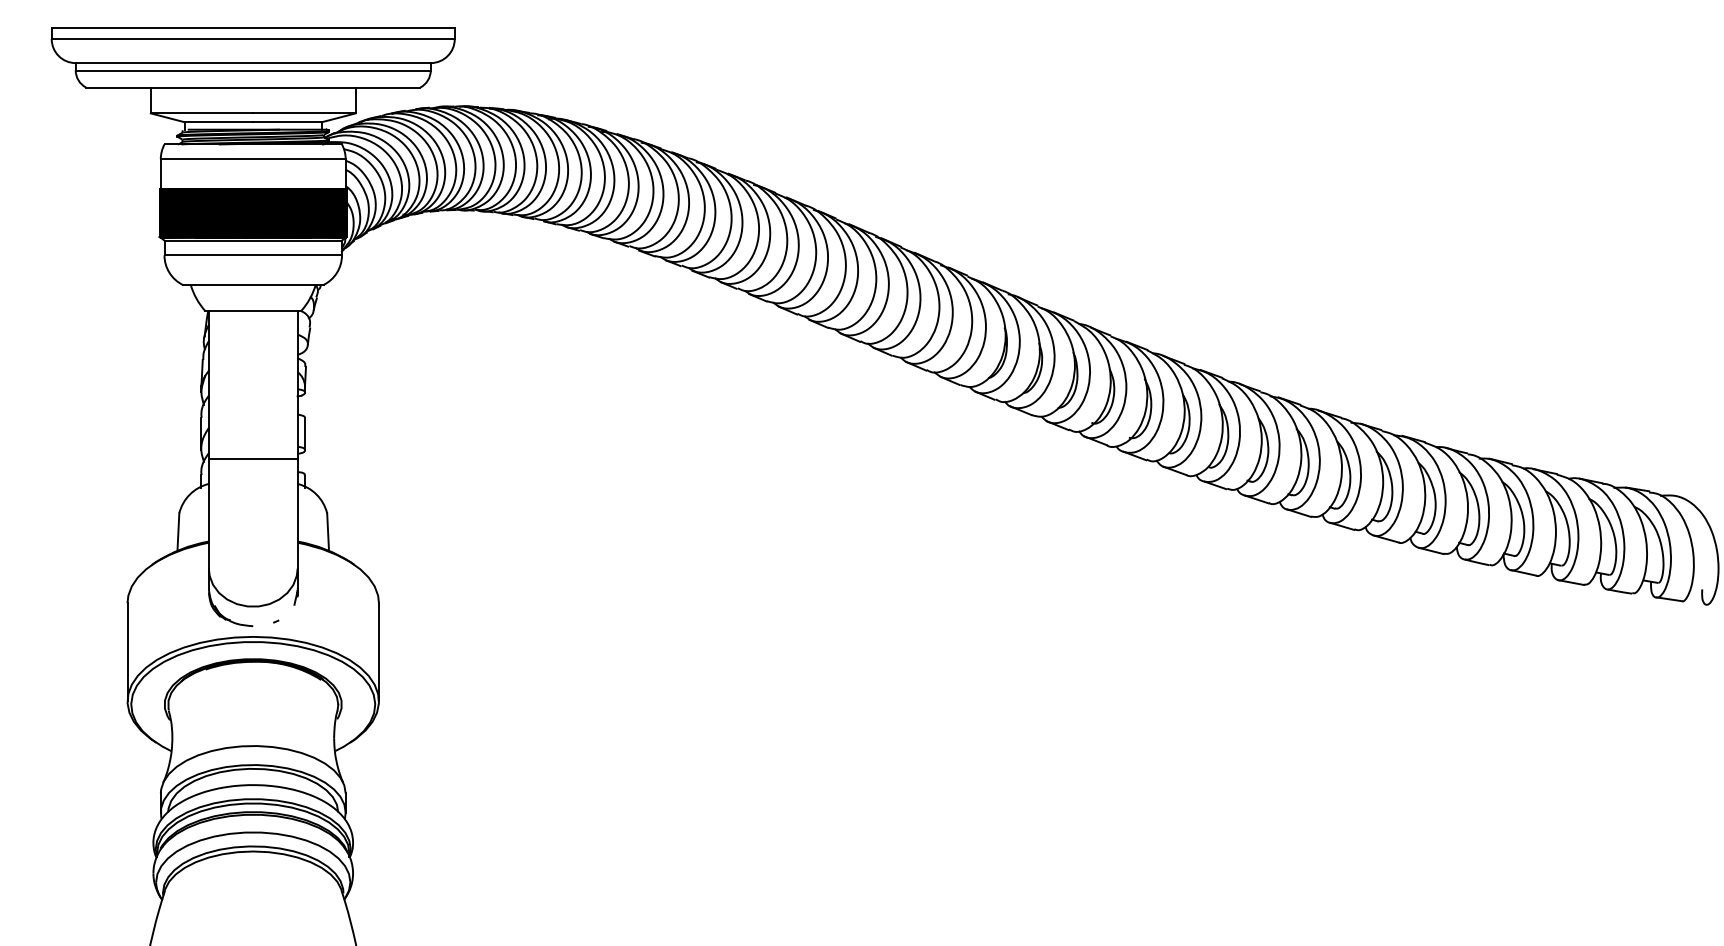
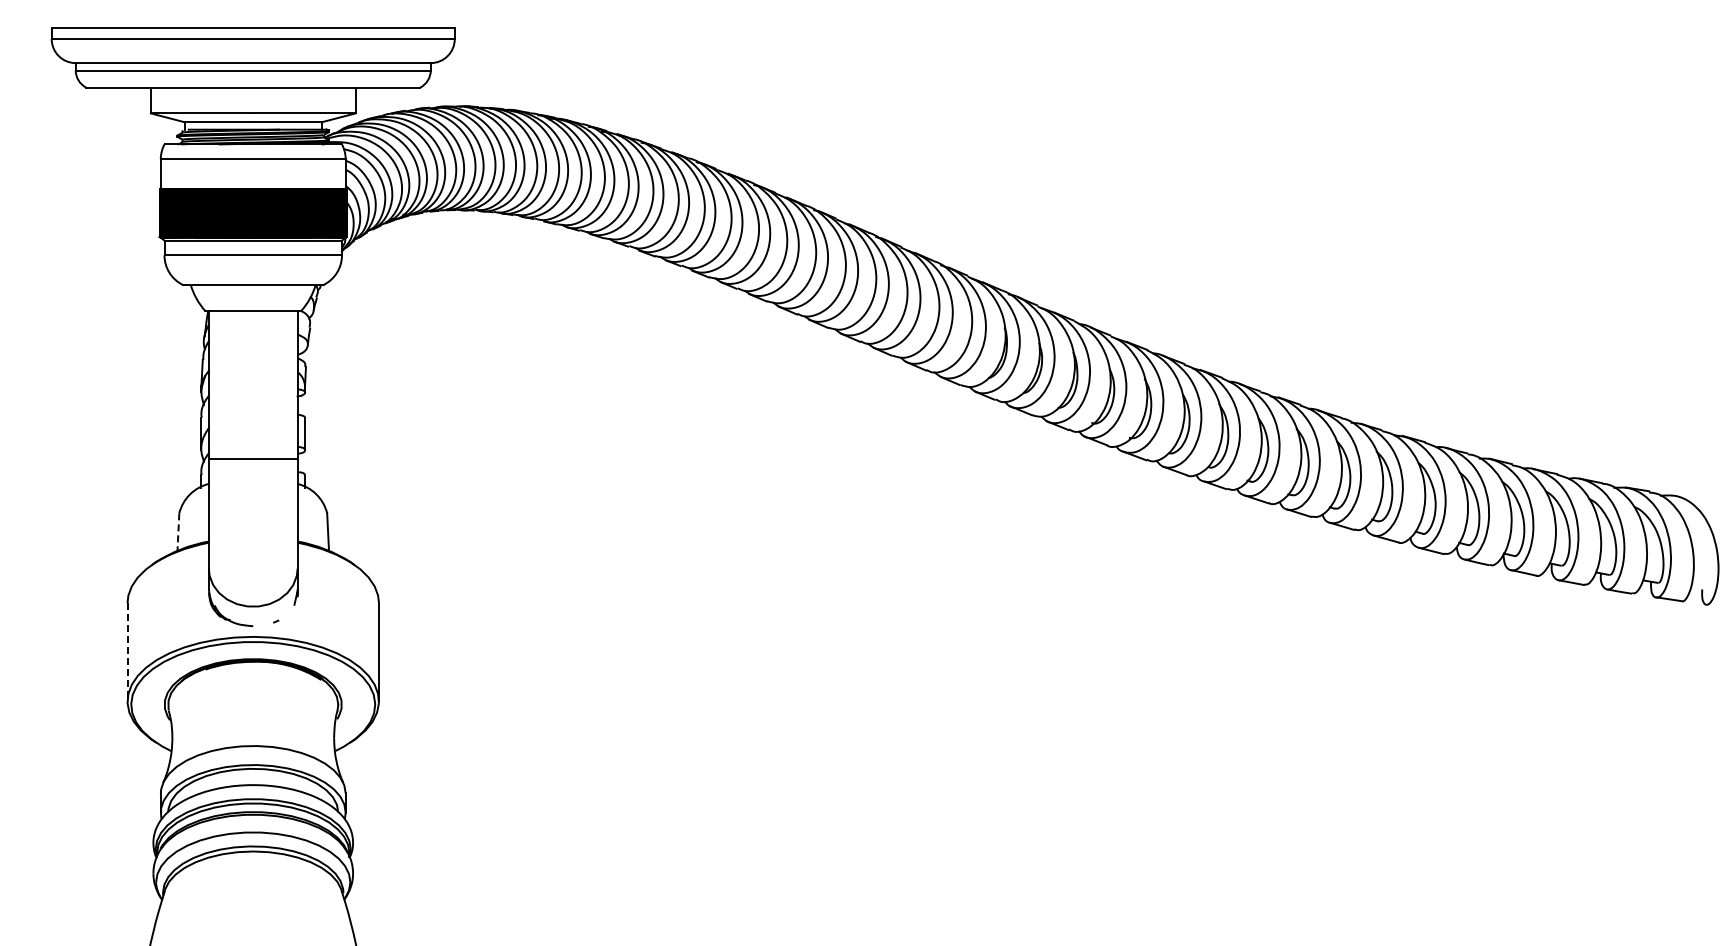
line: solid -> dashed (178, 532)
line: solid -> dashed (127, 652)
